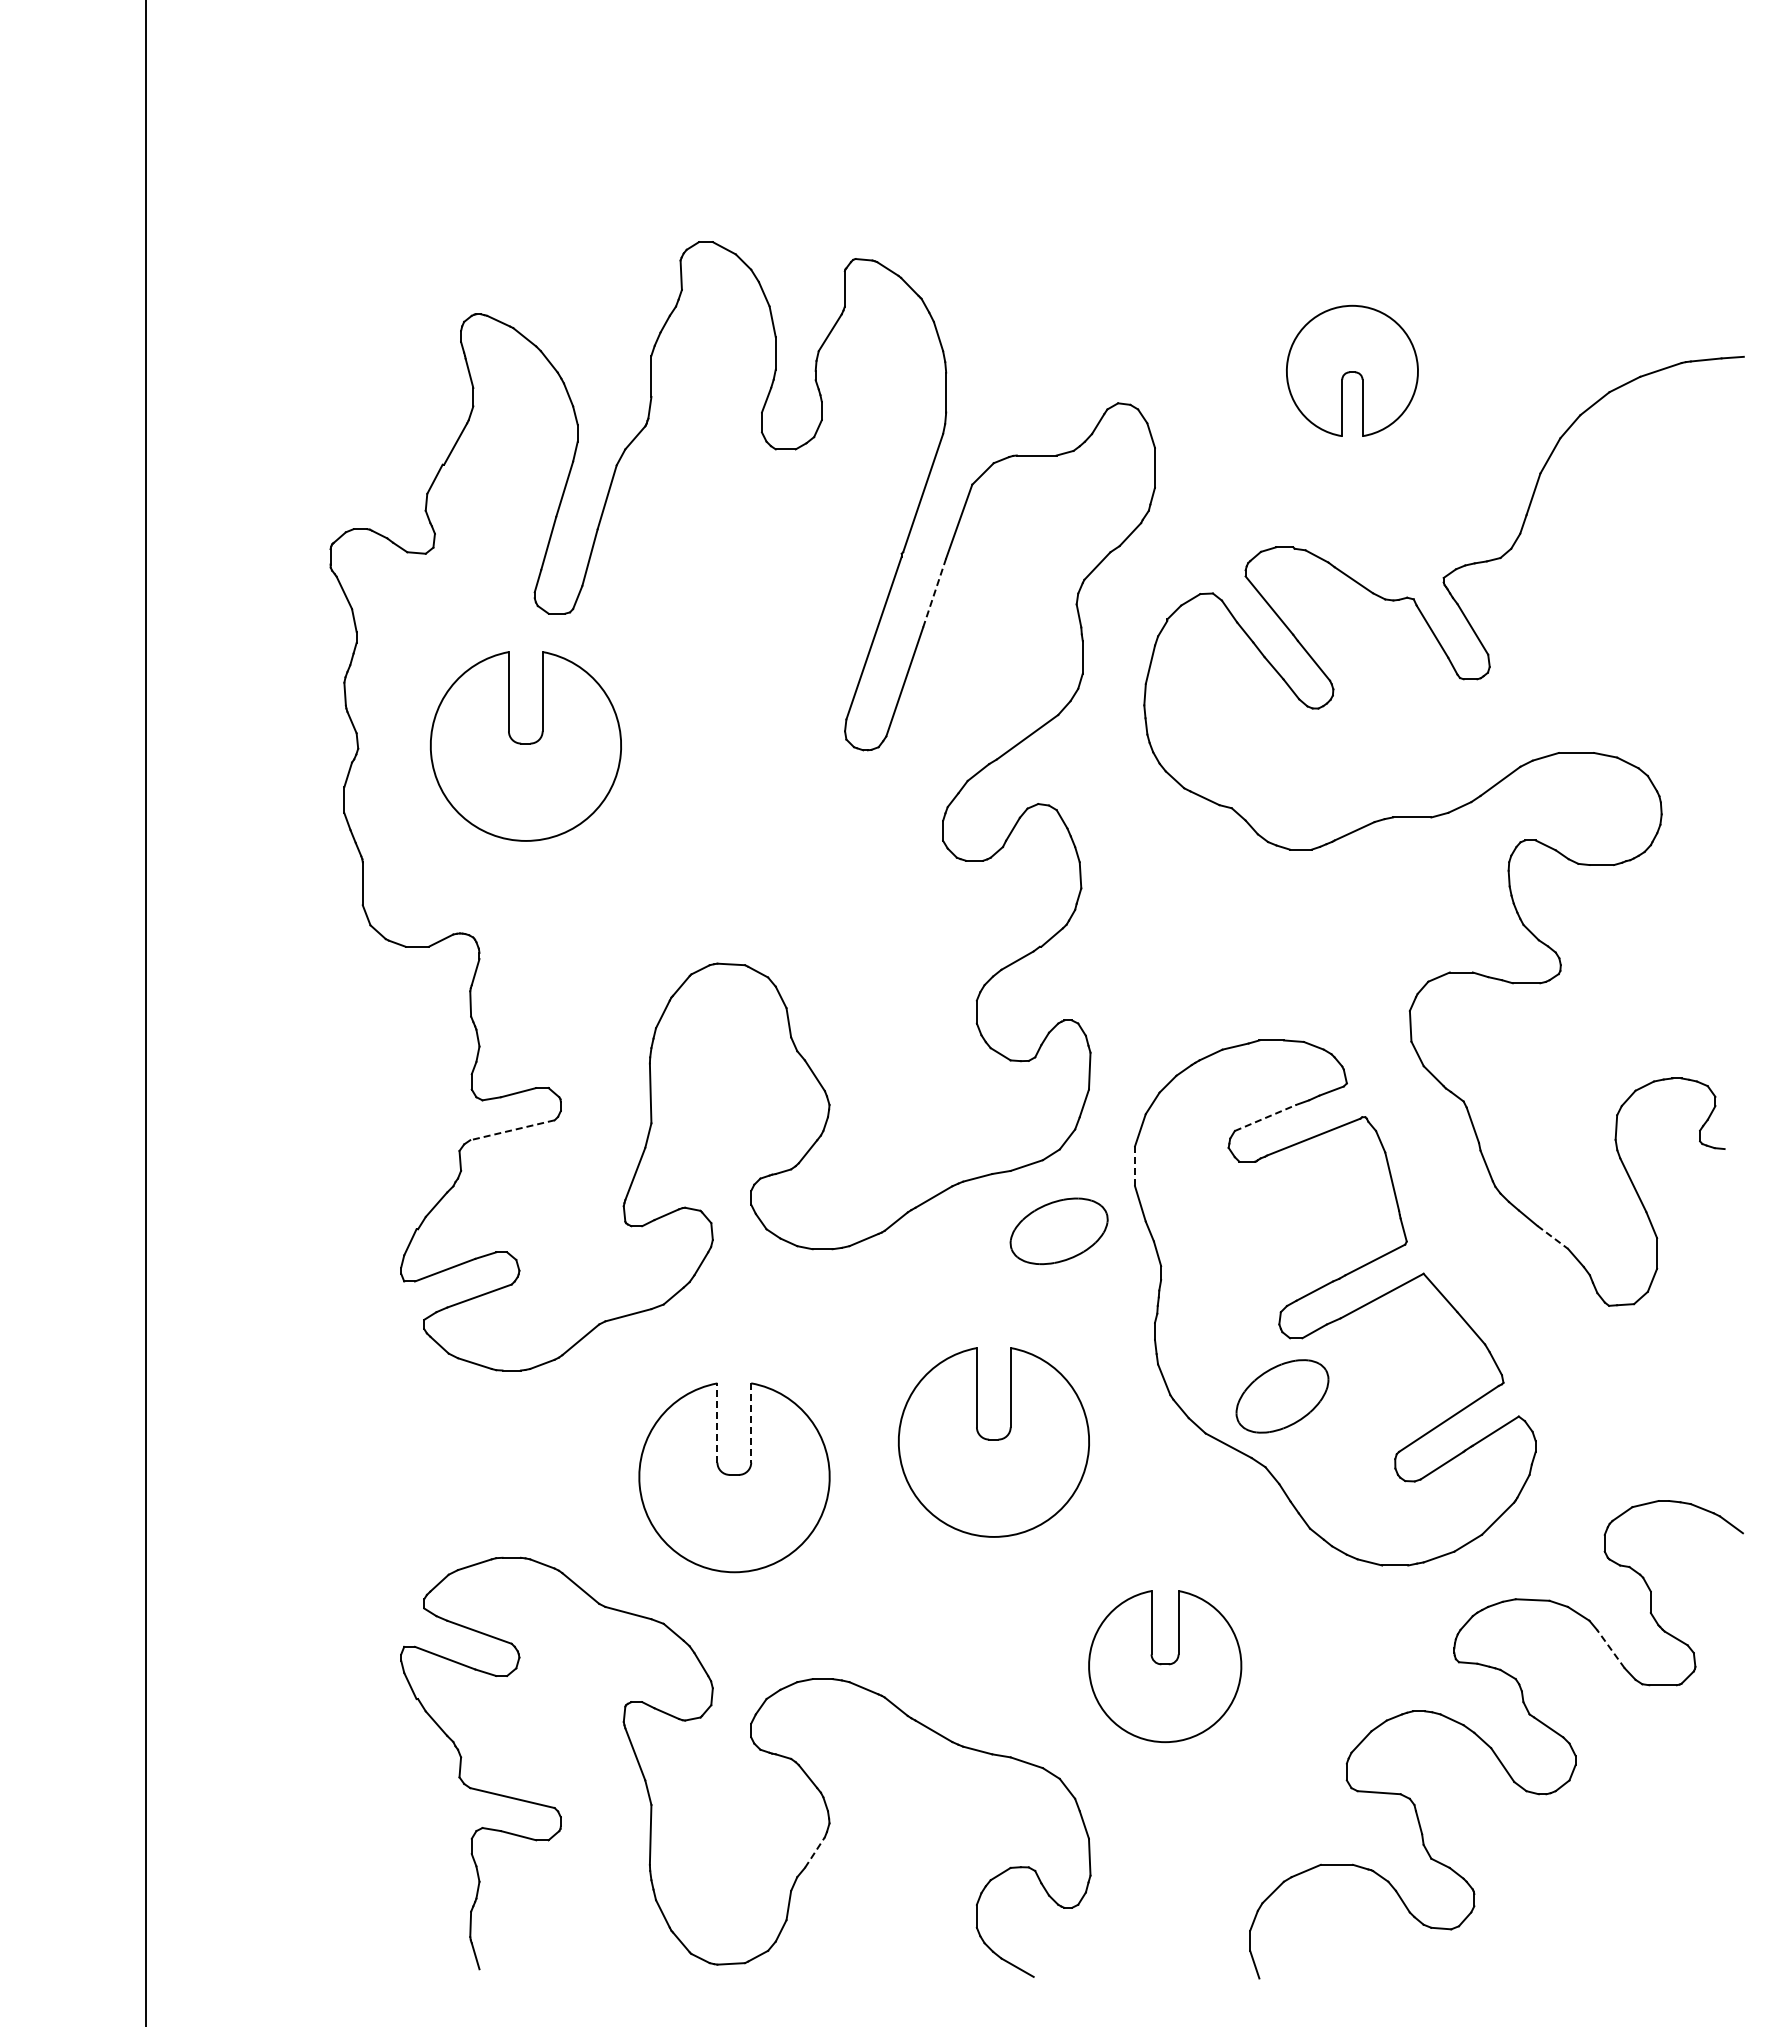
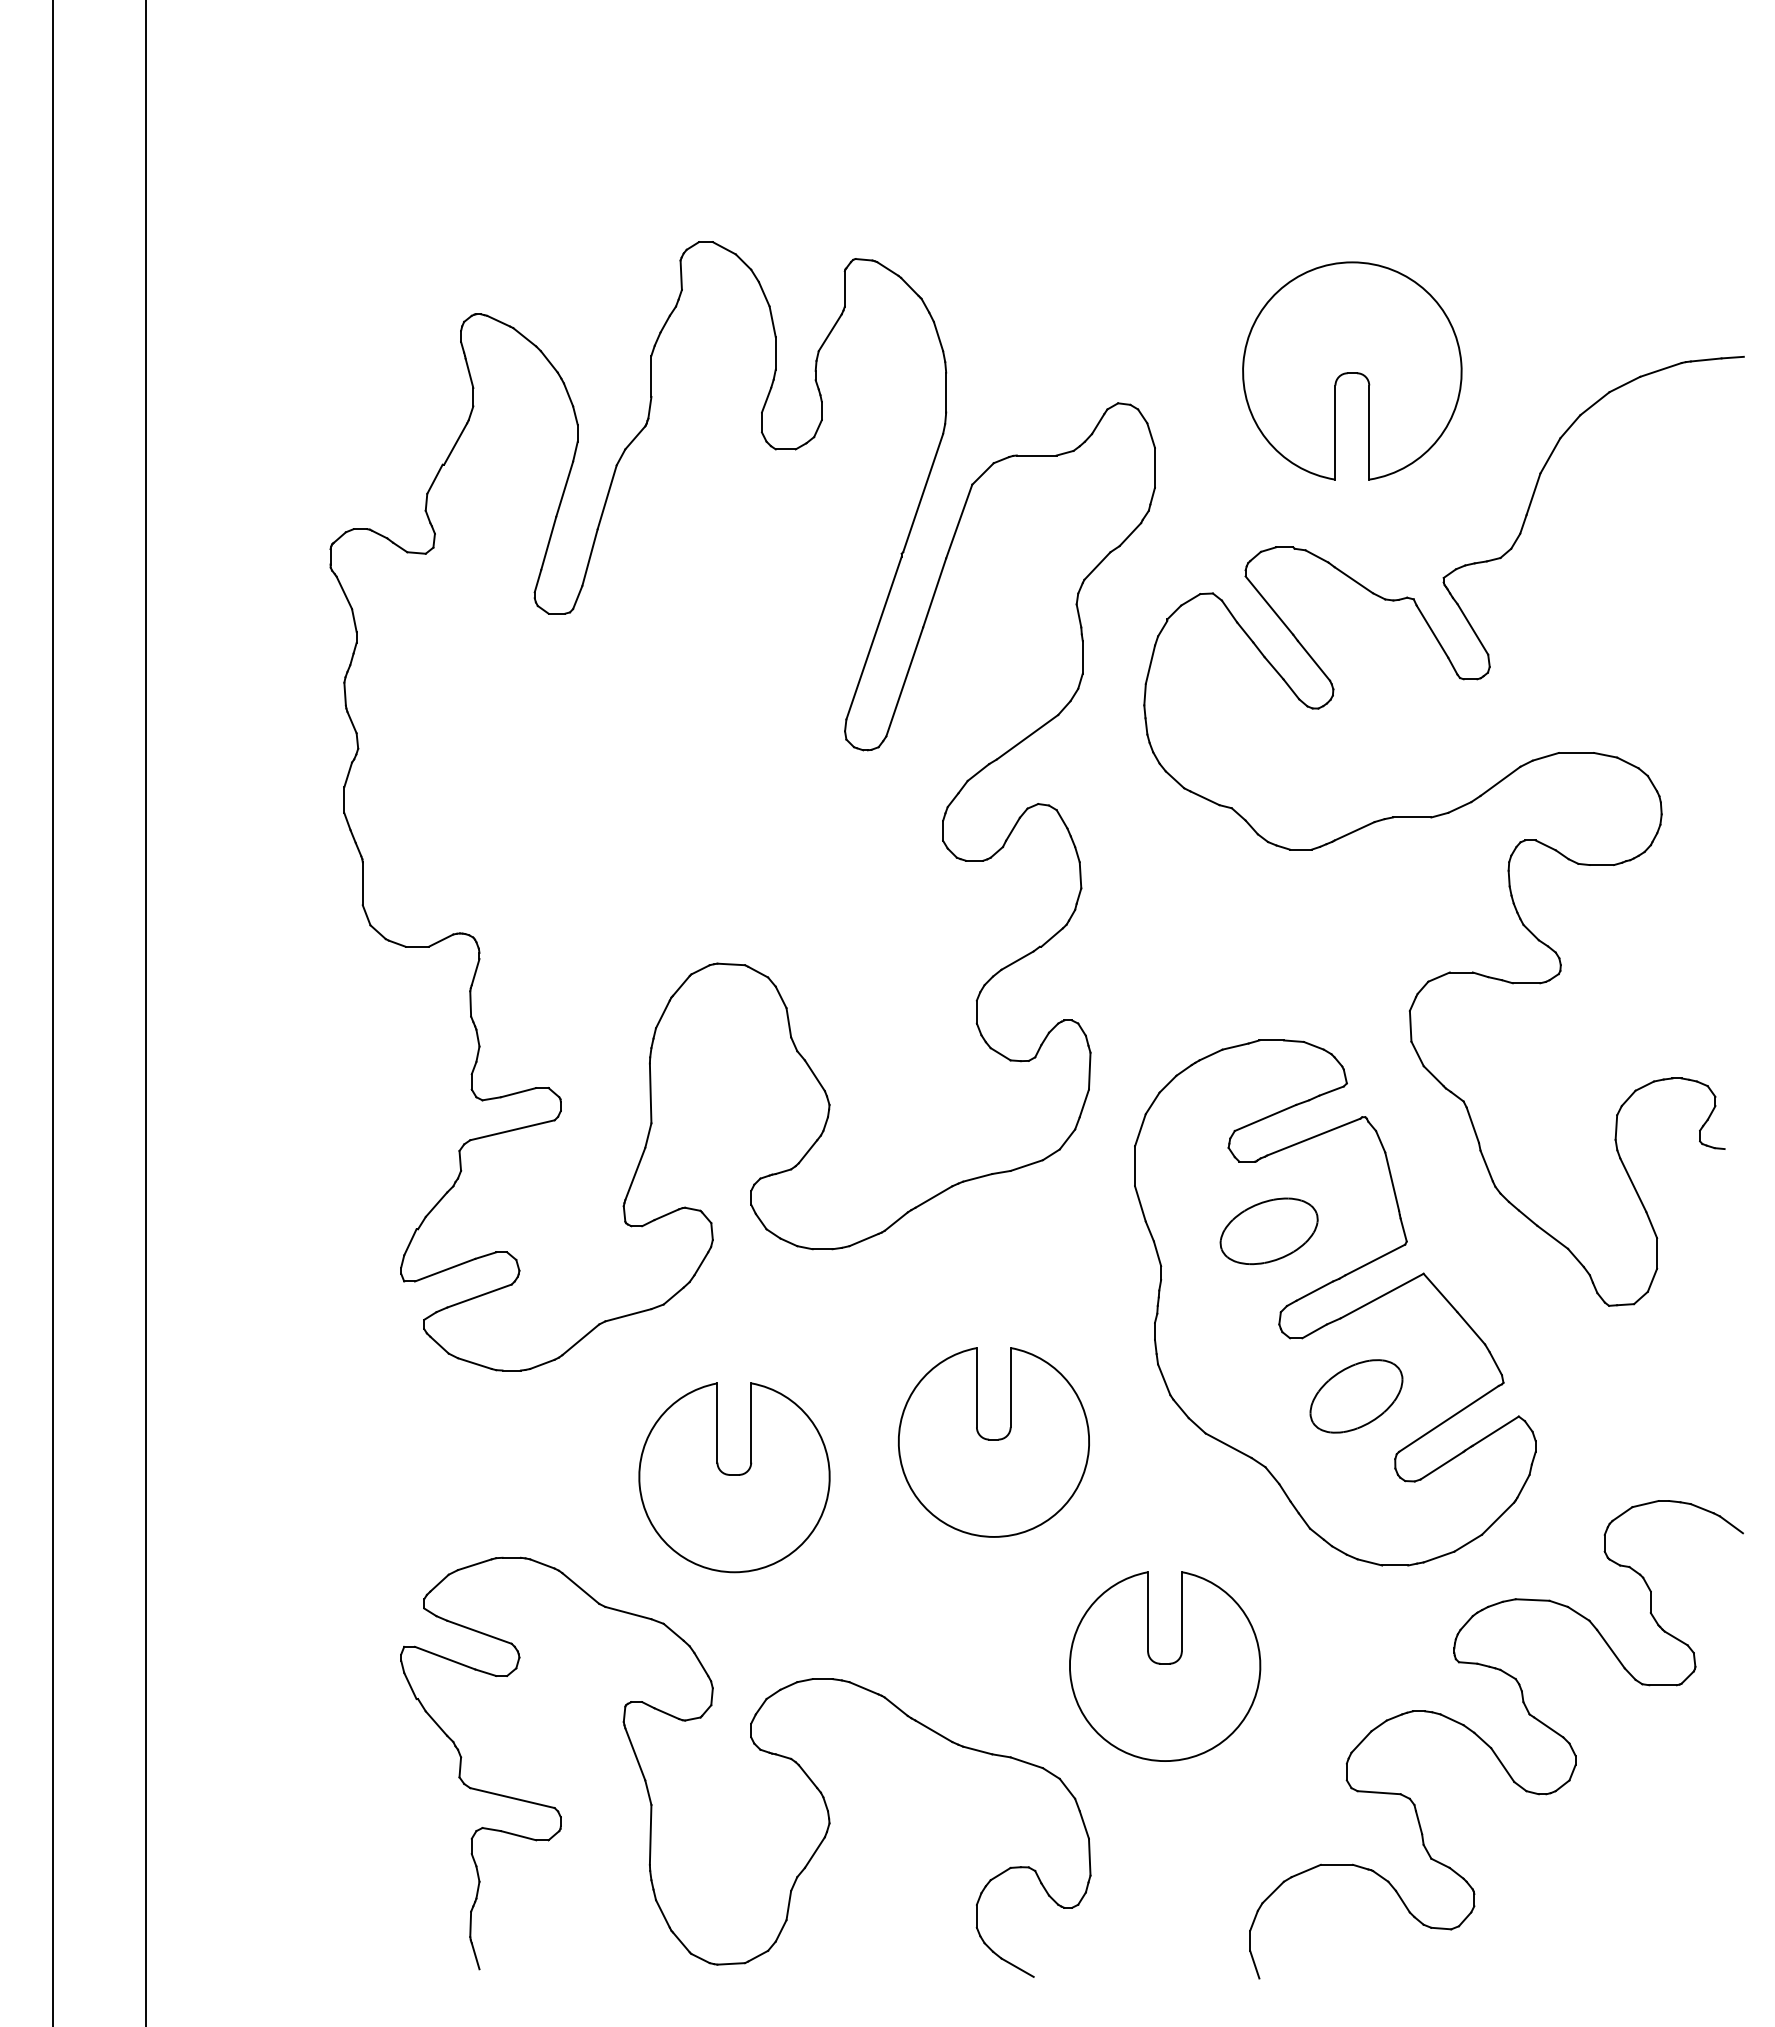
part size: 133x133 px -> 221x220 px (1352, 370)
line: dashed -> solid (934, 593)
part: present -> none (525, 746)
line: none -> present (53, 1012)
line: dashed -> solid (1265, 1117)
line: dashed -> solid (512, 1130)
line: dashed -> solid (1135, 1166)
part position: (1058, 1231) -> (1268, 1231) (1268, 1231)
line: dashed -> solid (1553, 1237)
part position: (1282, 1396) -> (1356, 1396) (1356, 1396)
line: dashed -> solid (751, 1422)
line: dashed -> solid (717, 1423)
line: dashed -> solid (1610, 1649)
part size: 155x154 px -> 193x191 px (1165, 1666)
line: dashed -> solid (815, 1852)
